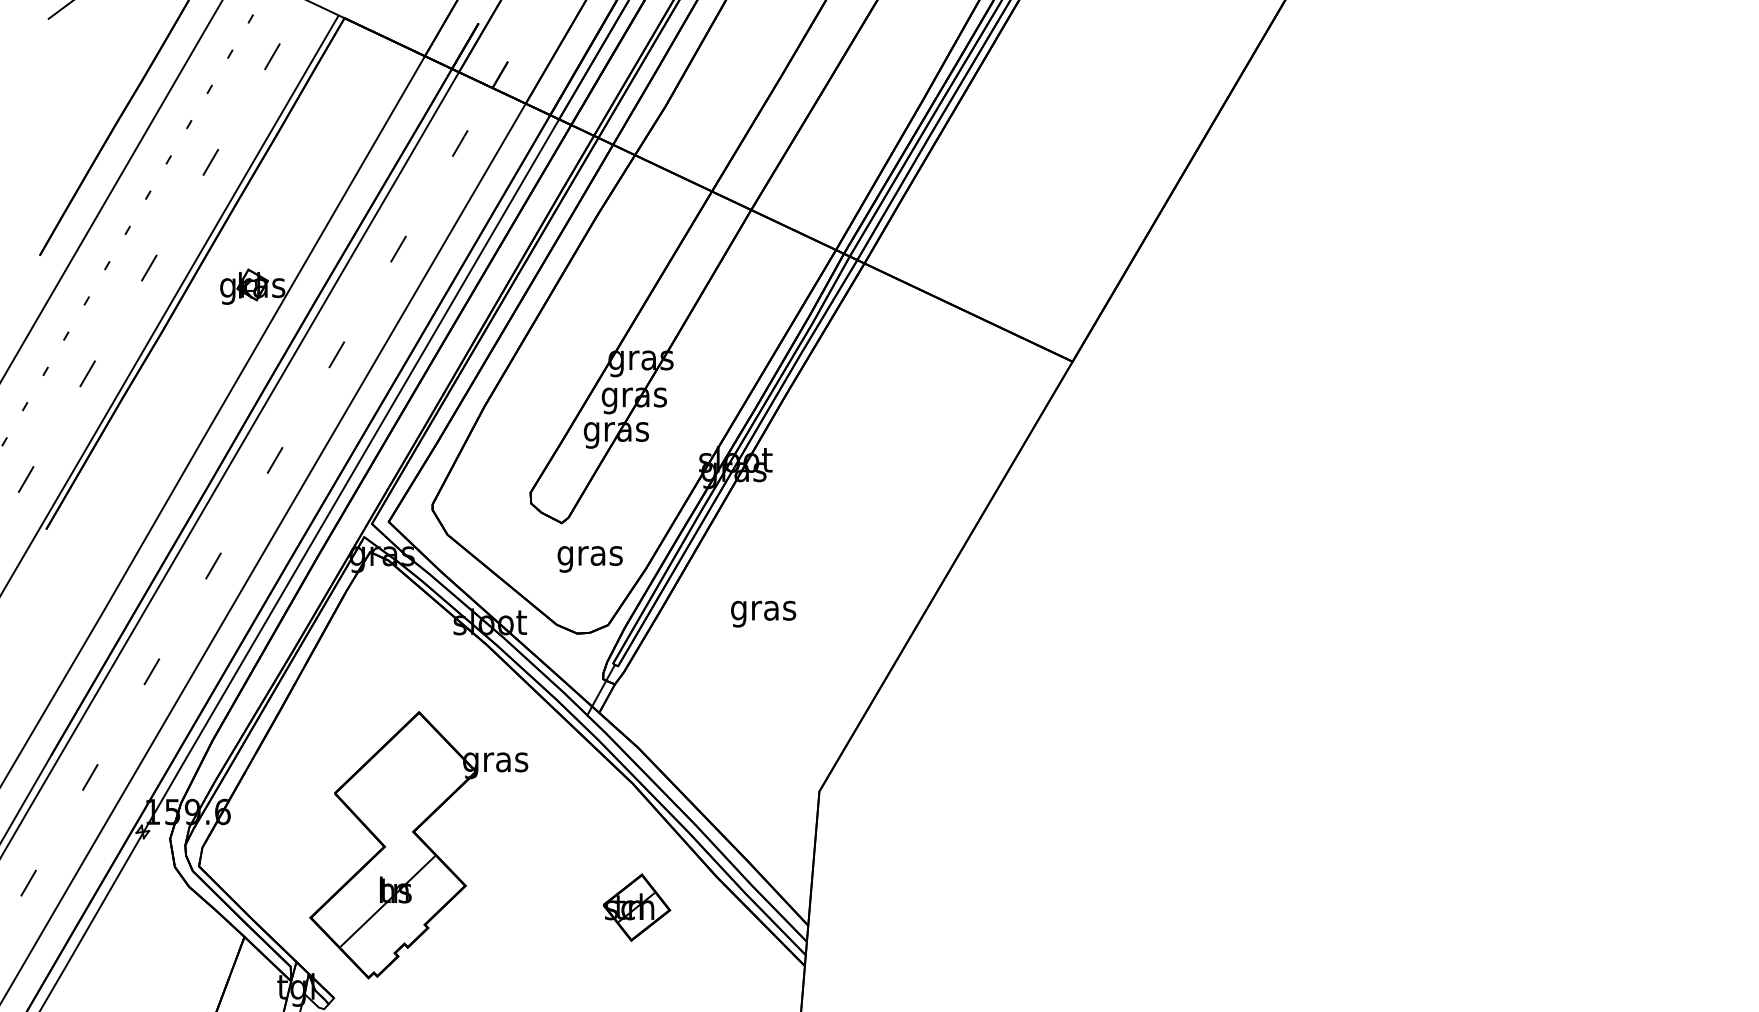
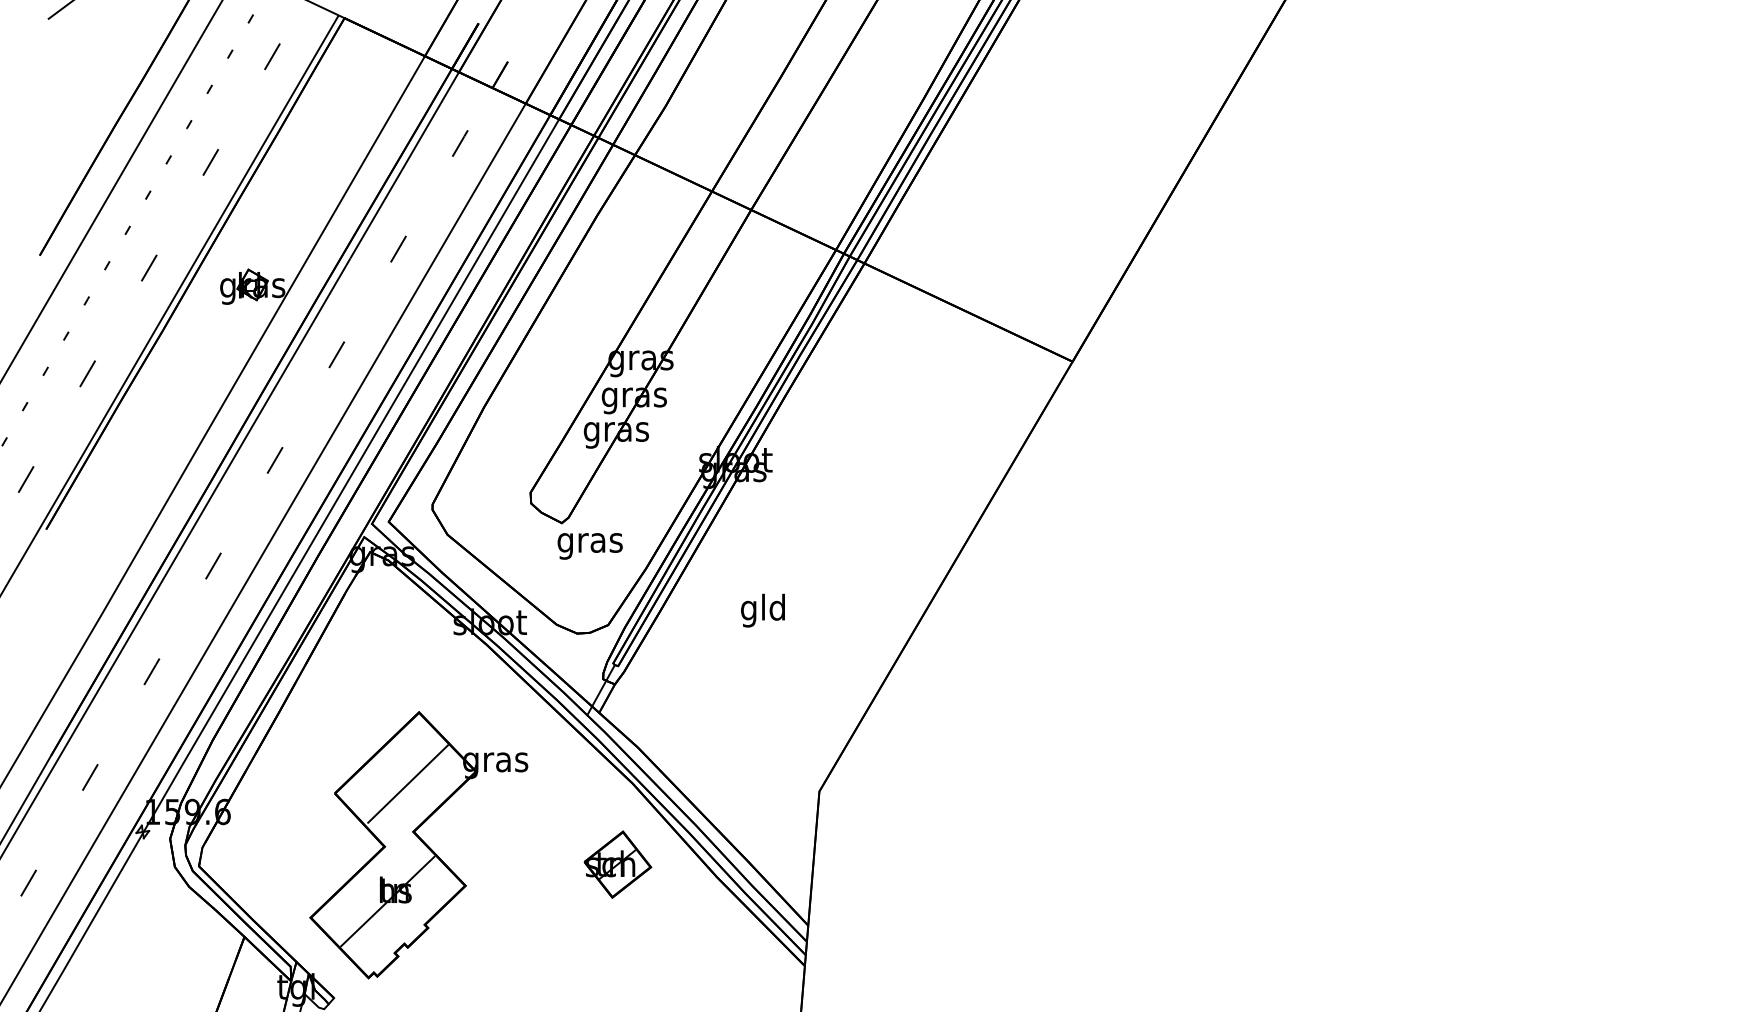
text position: (589, 559) -> (589, 546) (589, 546)
text: gras -> gld (763, 610)
line: none -> present (408, 783)
part position: (636, 907) -> (617, 864) (617, 864)
